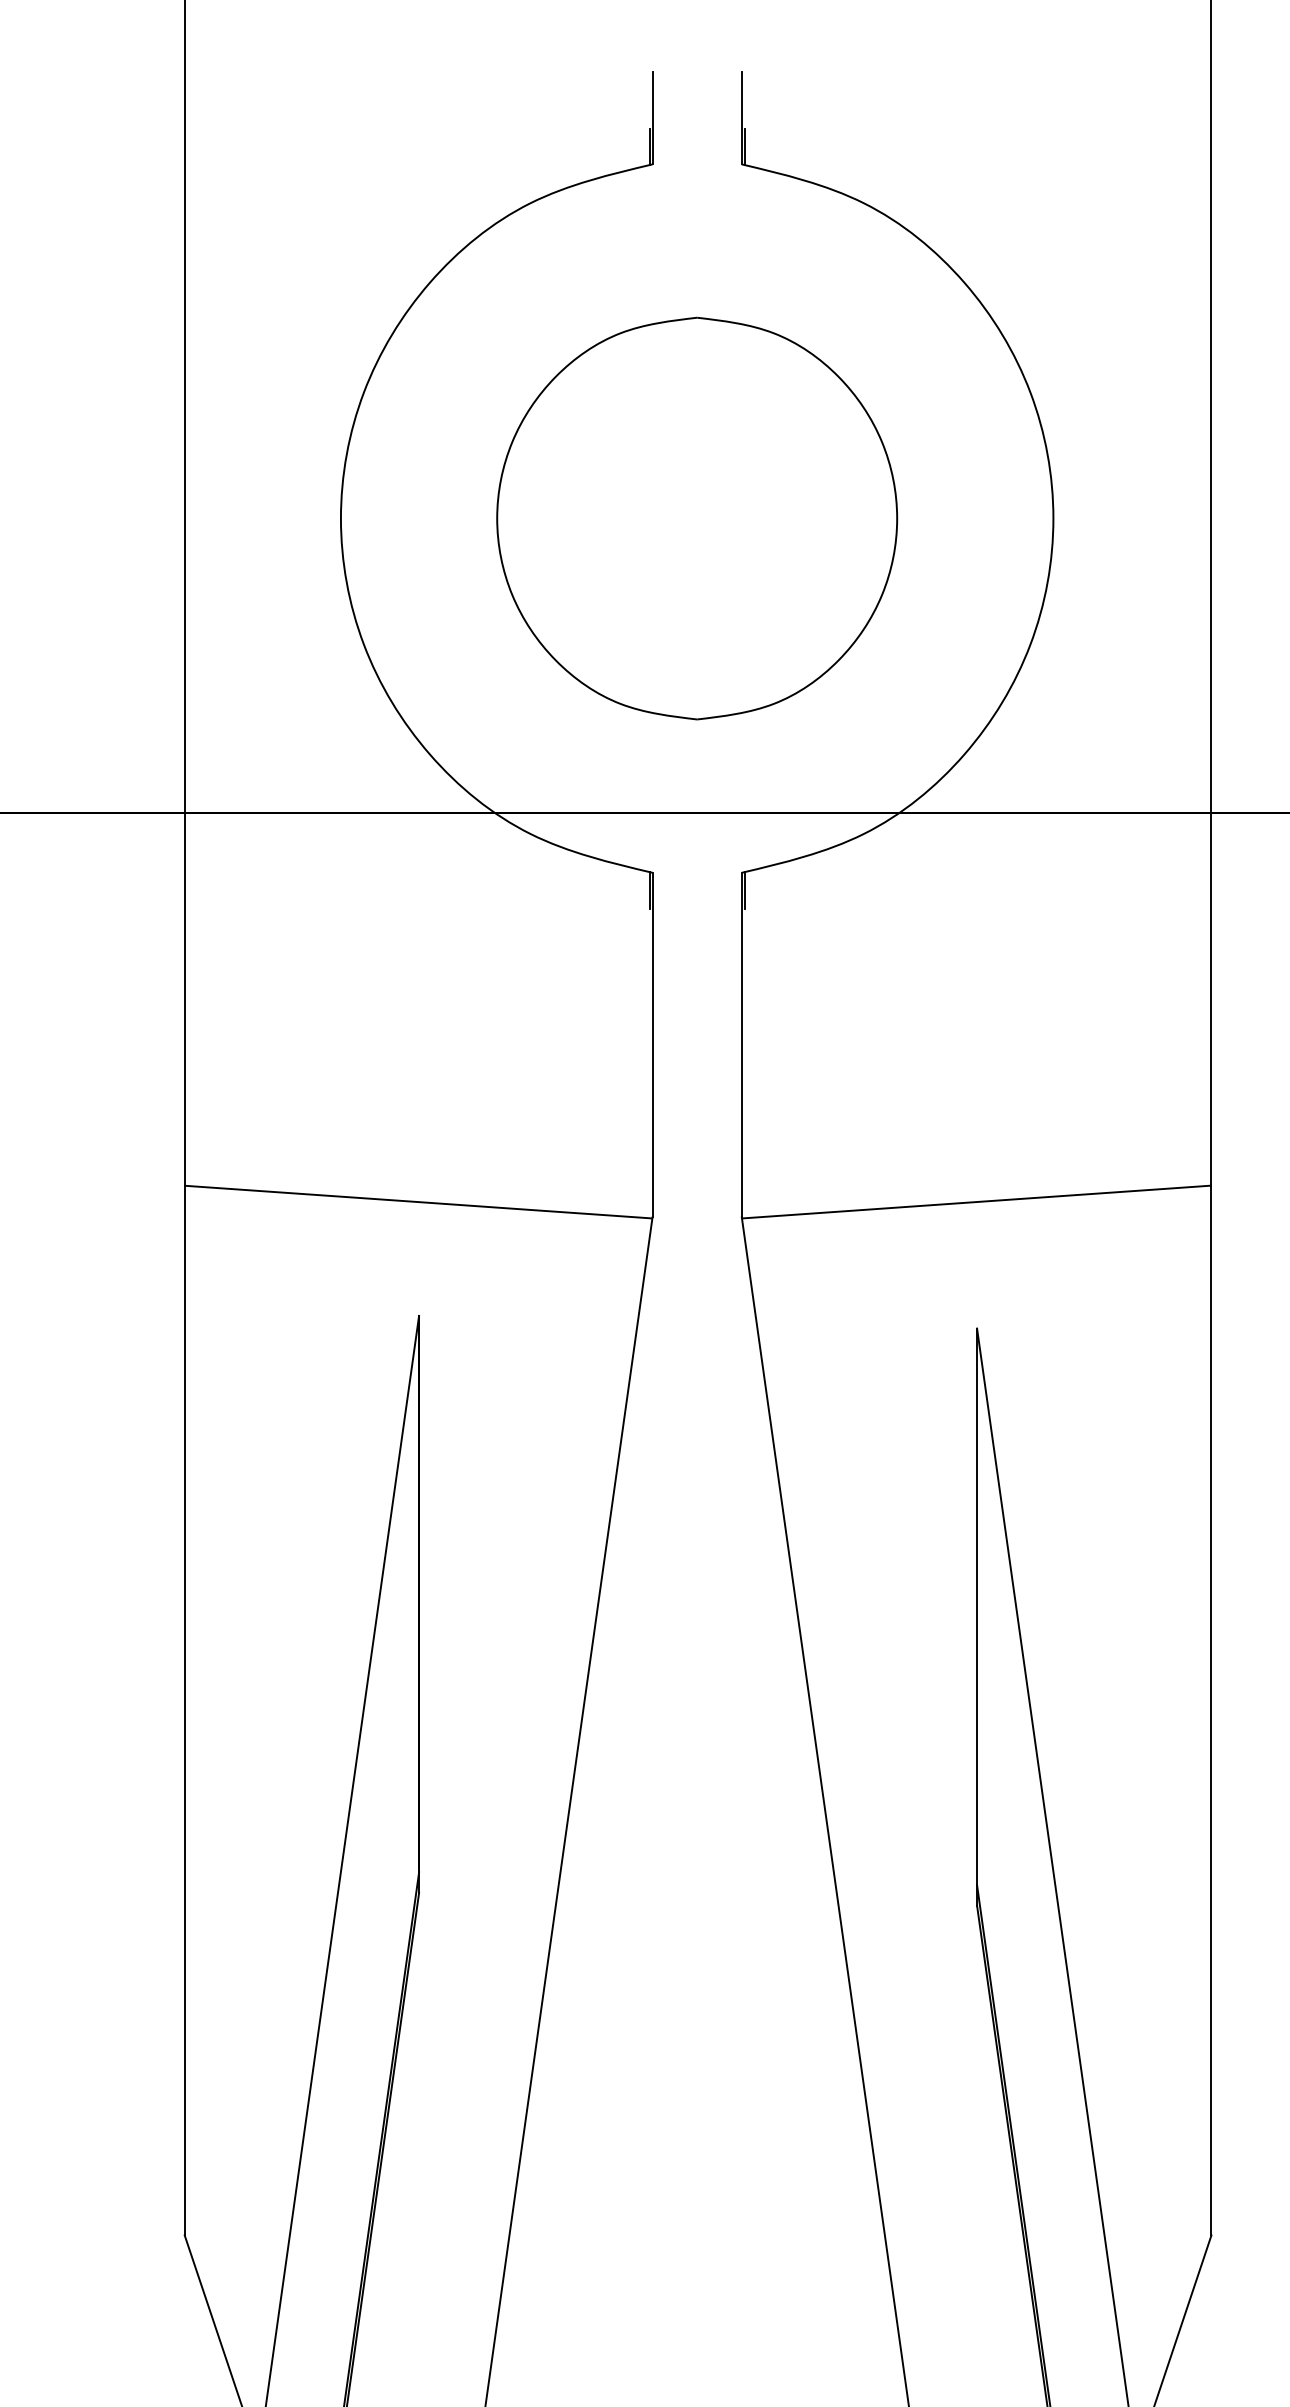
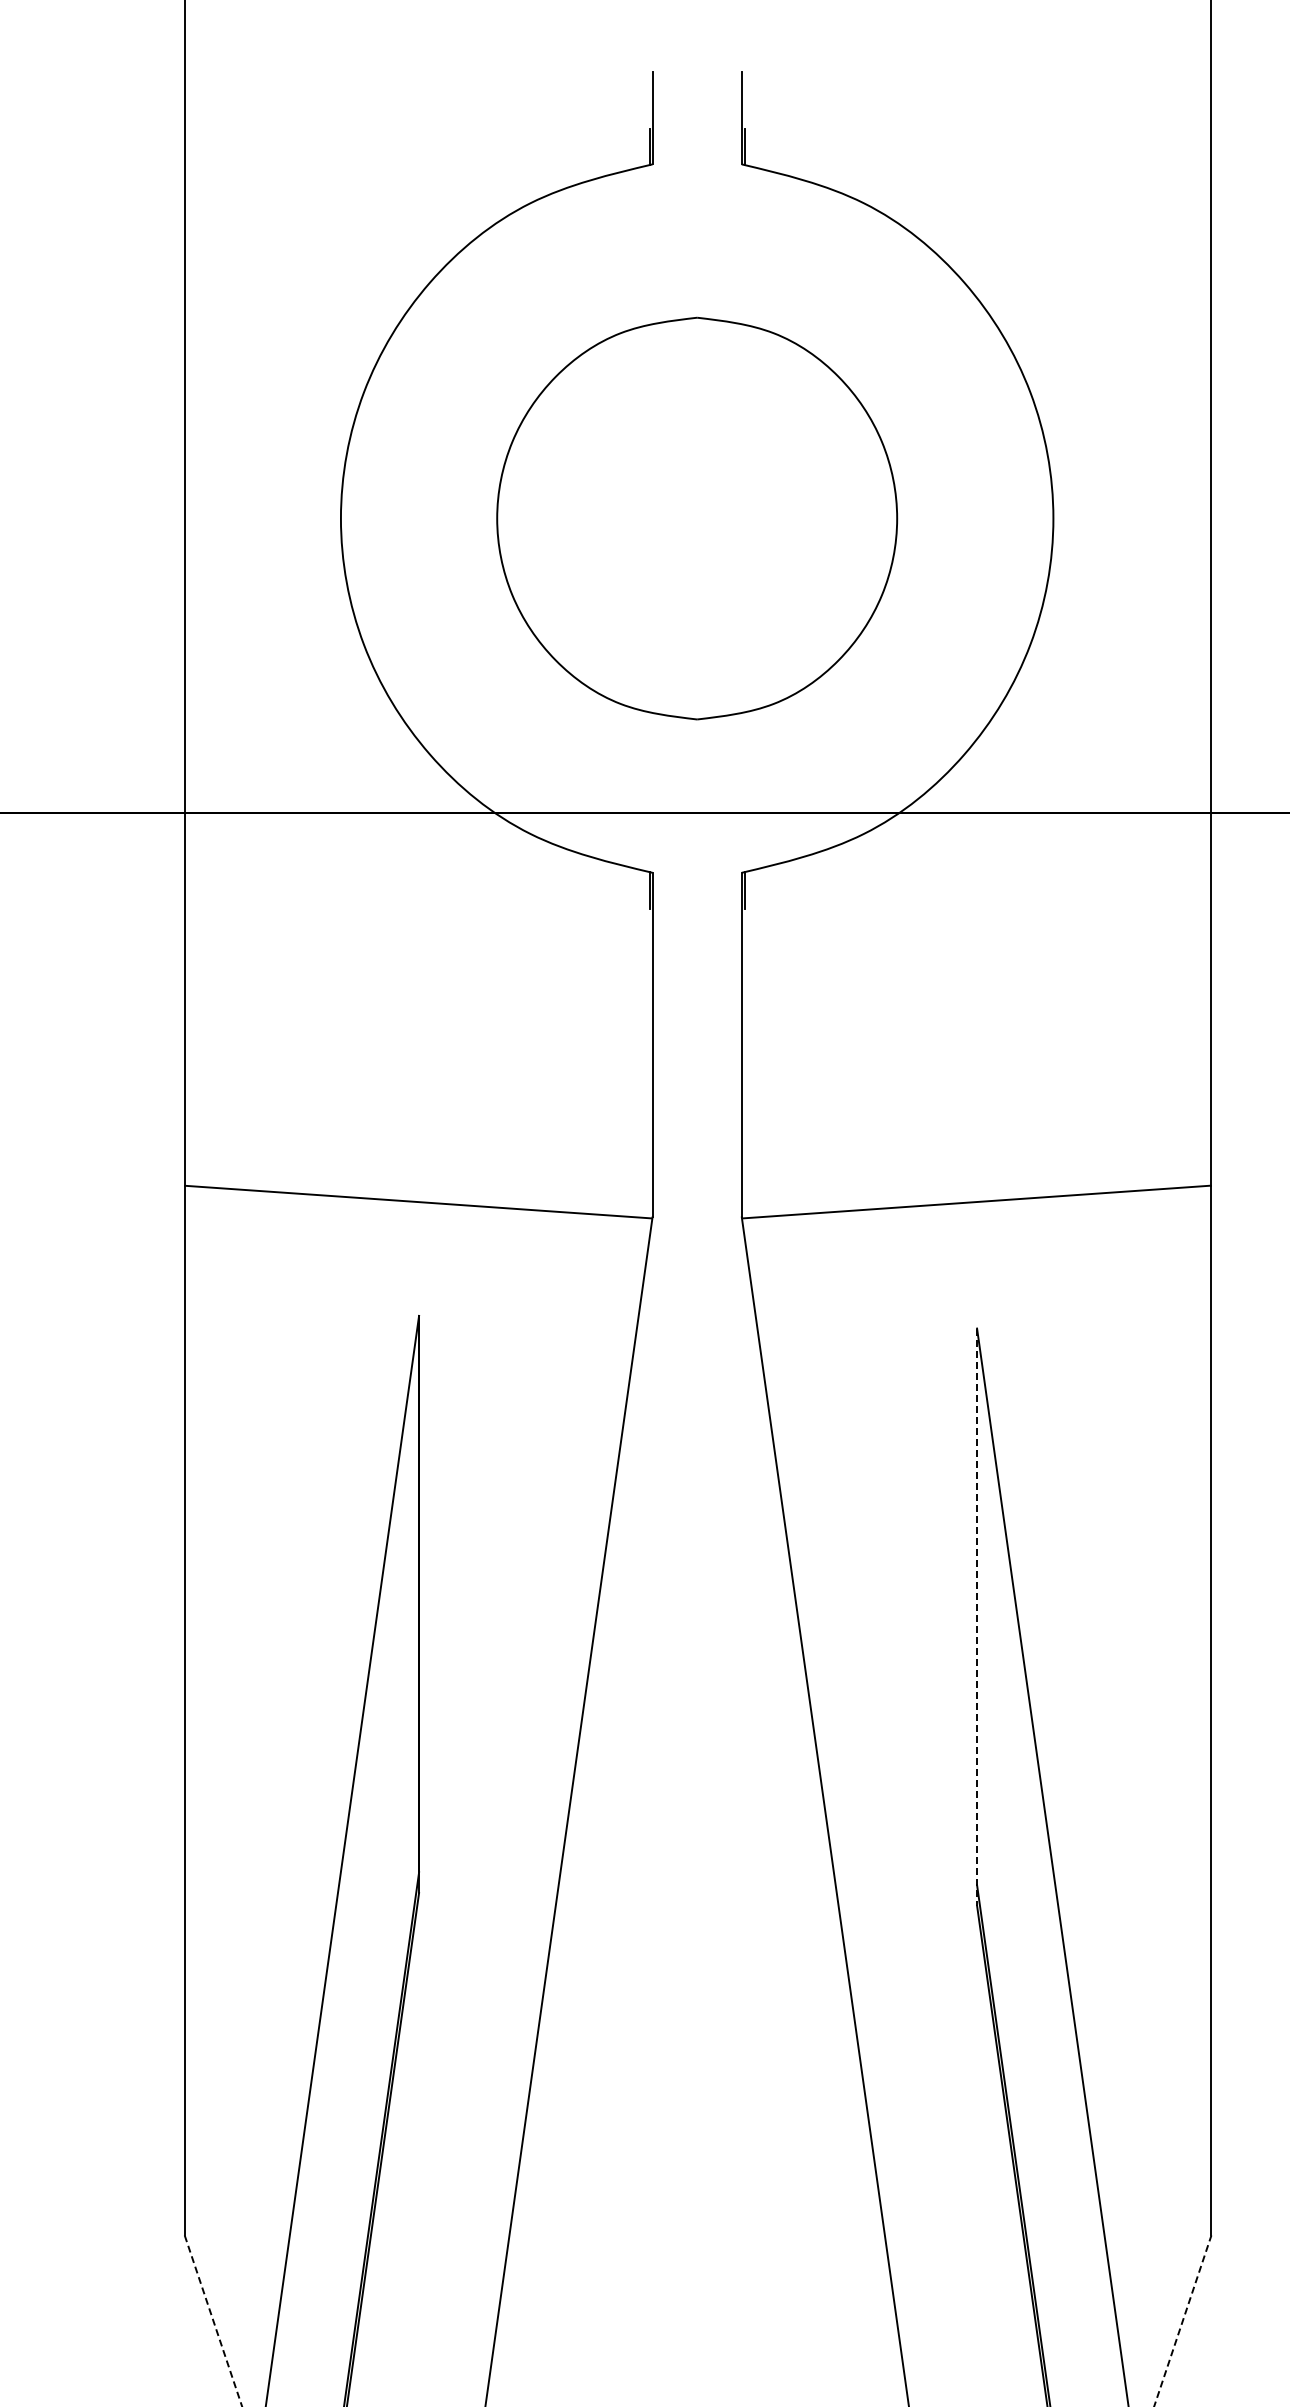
line: solid -> dashed (977, 1617)
line: solid -> dashed (1182, 2320)
line: solid -> dashed (213, 2321)
